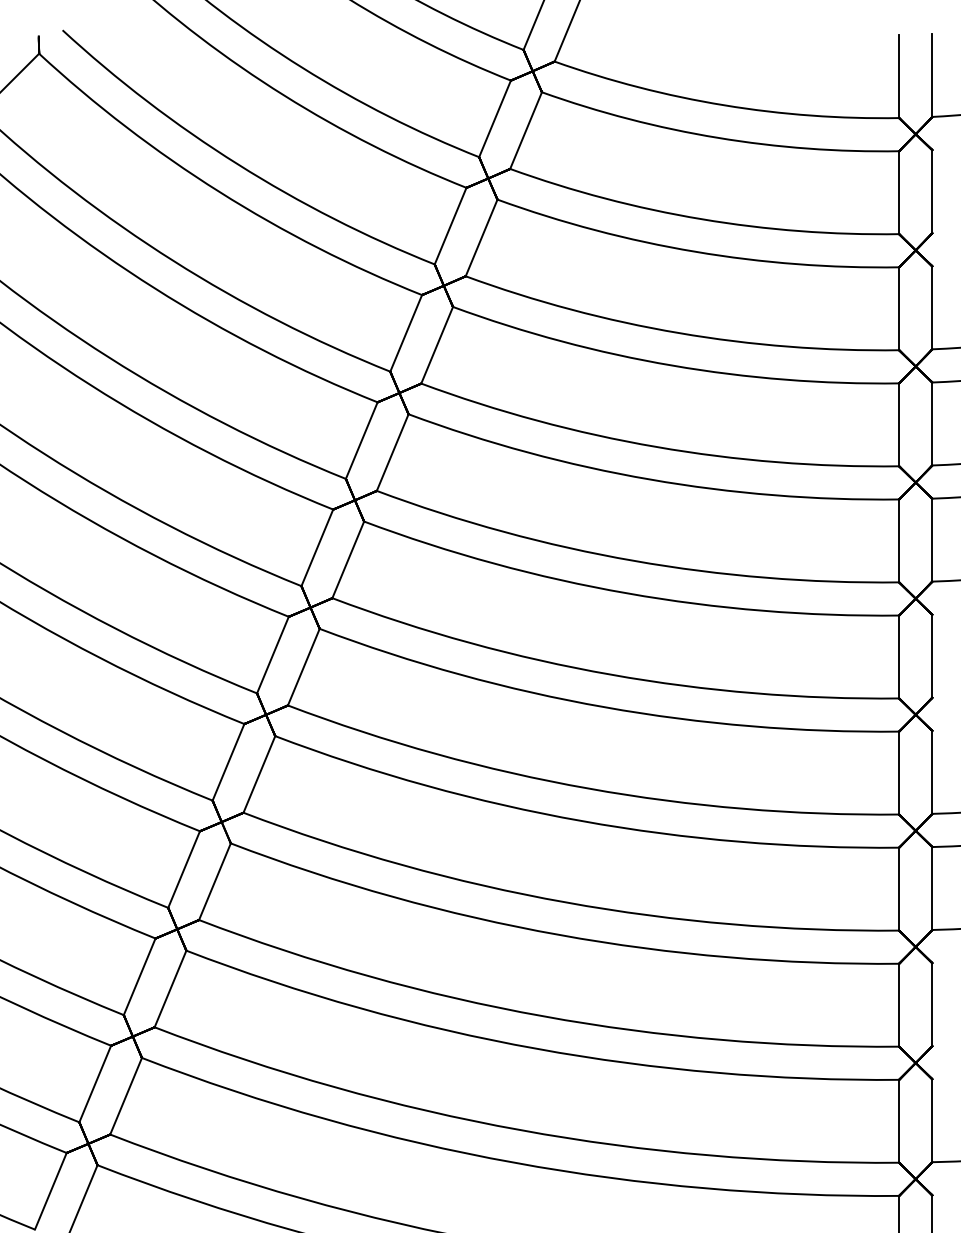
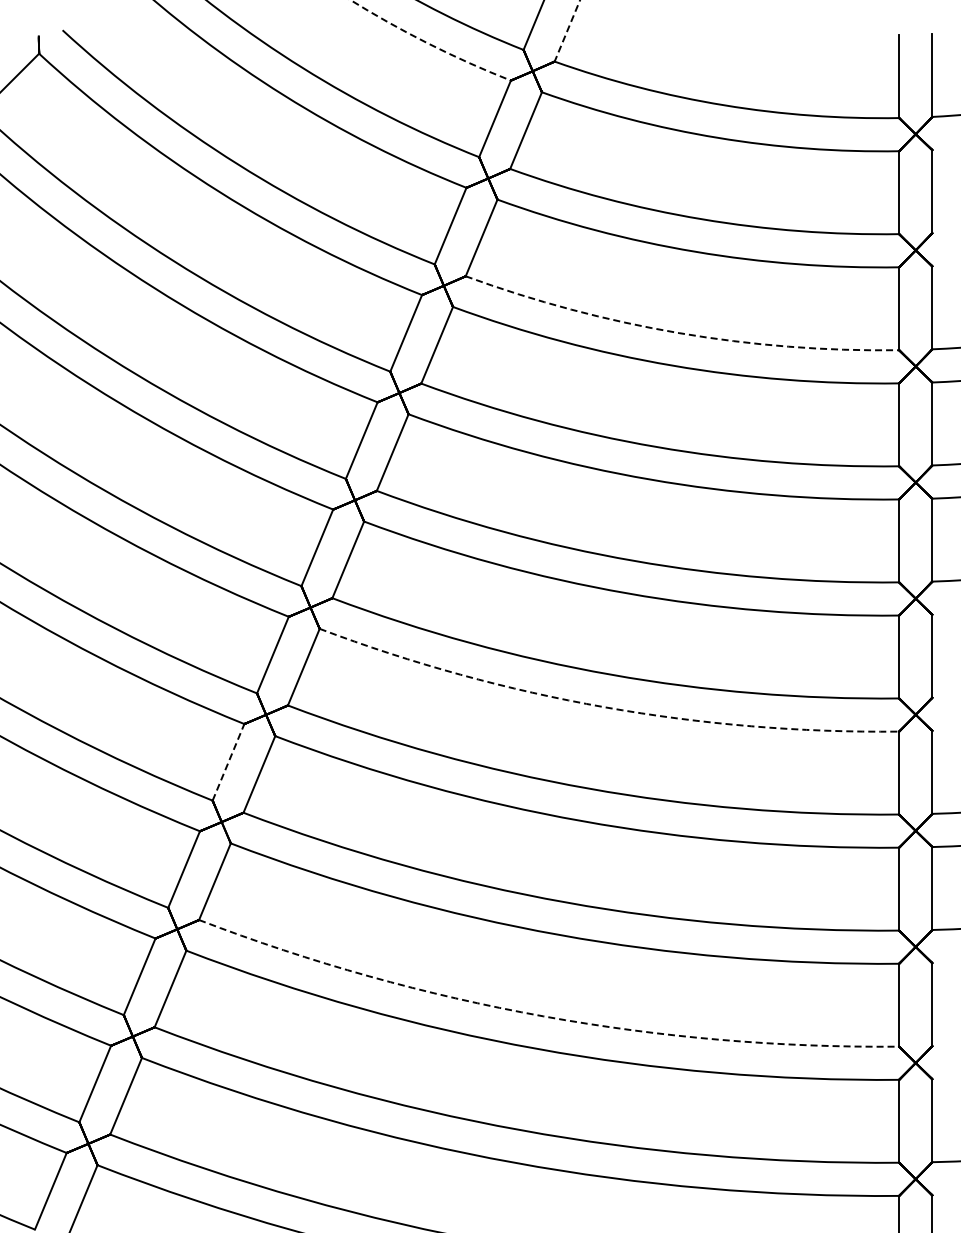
line: solid -> dashed (567, 31)
arc: solid -> dashed (428, 43)
arc: solid -> dashed (679, 333)
arc: solid -> dashed (604, 707)
line: solid -> dashed (228, 761)
arc: solid -> dashed (543, 1016)
